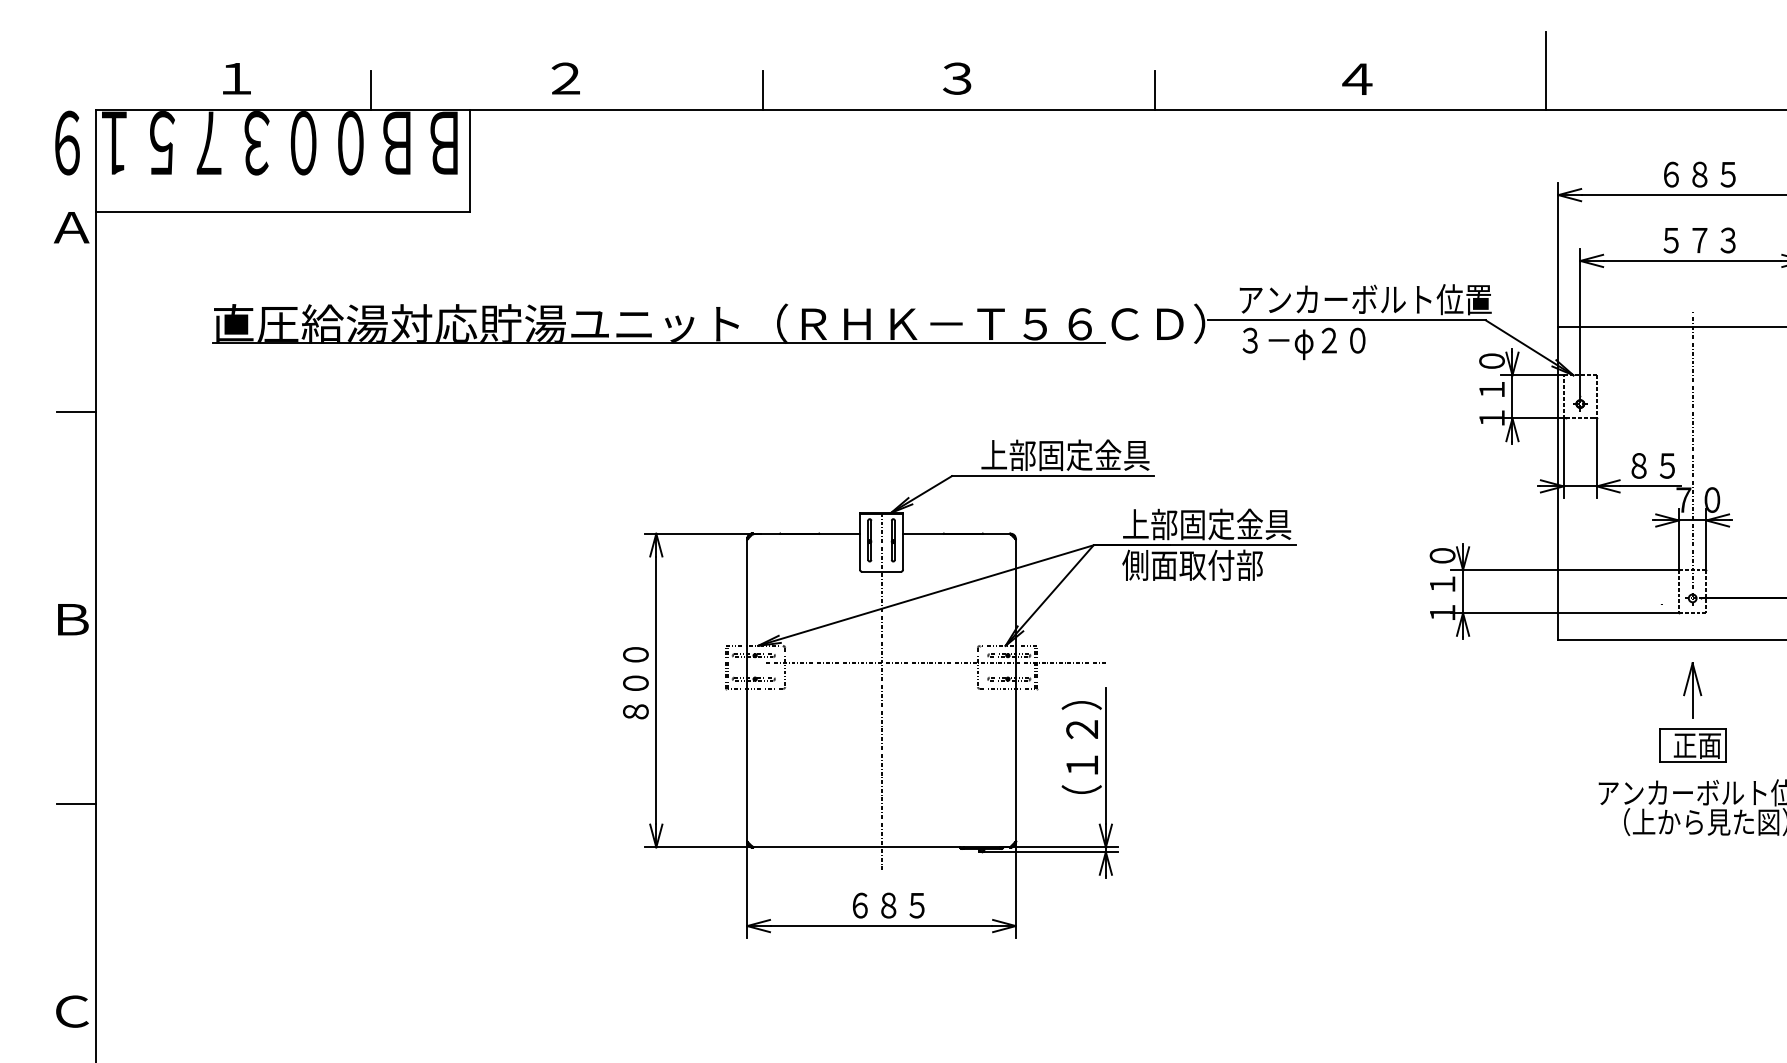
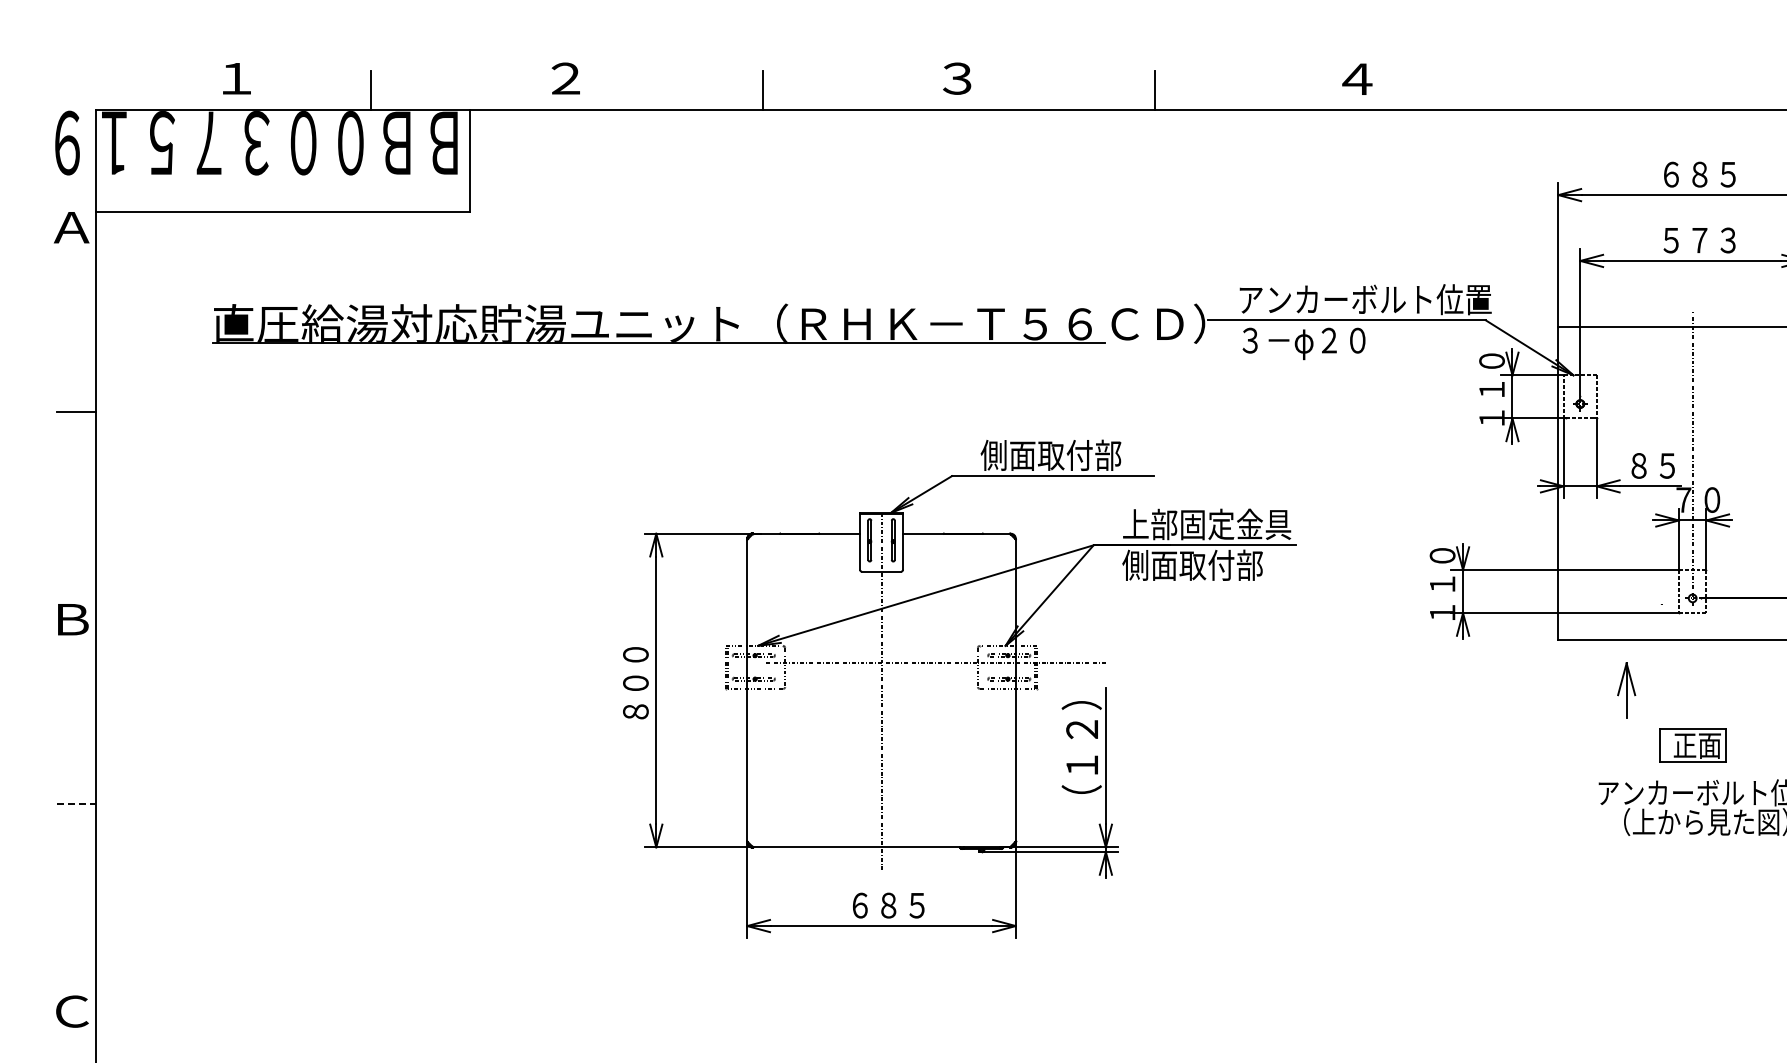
line: present -> none (1546, 70)
text: 上部固定金具 -> 側面取付部 (1064, 454)
part position: (1692, 690) -> (1626, 690) (1626, 690)
line: solid -> dashed (76, 803)
